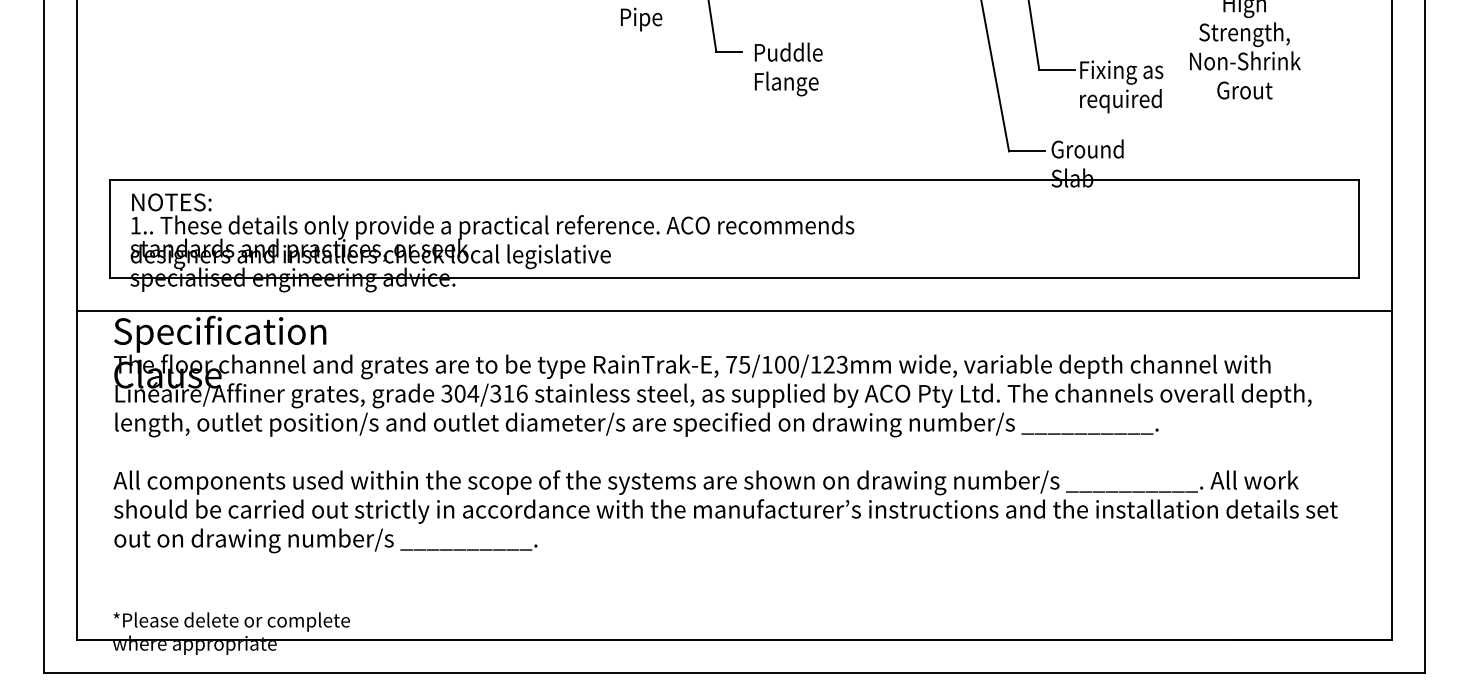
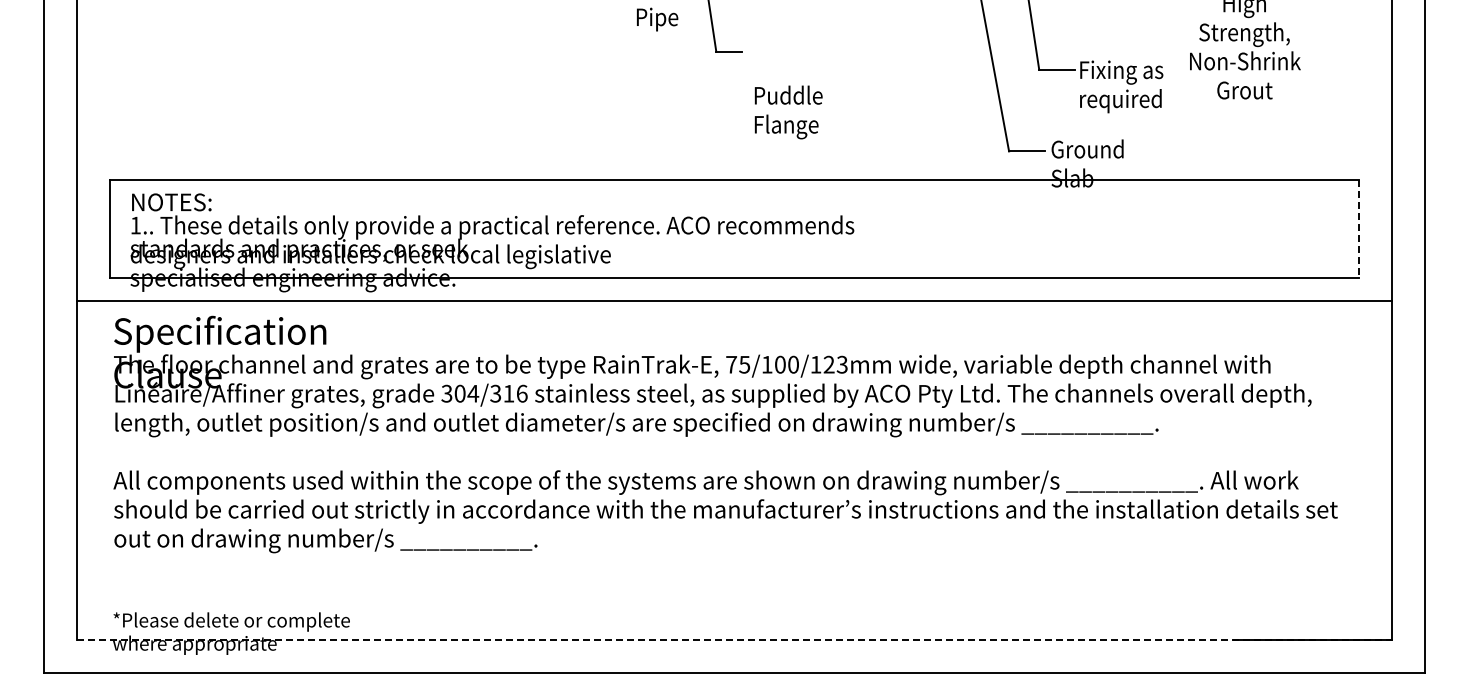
text position: (641, 19) -> (657, 19) (657, 19)
text position: (788, 69) -> (788, 112) (788, 112)
line: solid -> dashed (1359, 229)
line position: (734, 311) -> (734, 301) (734, 301)
line: solid -> dashed (734, 640)
